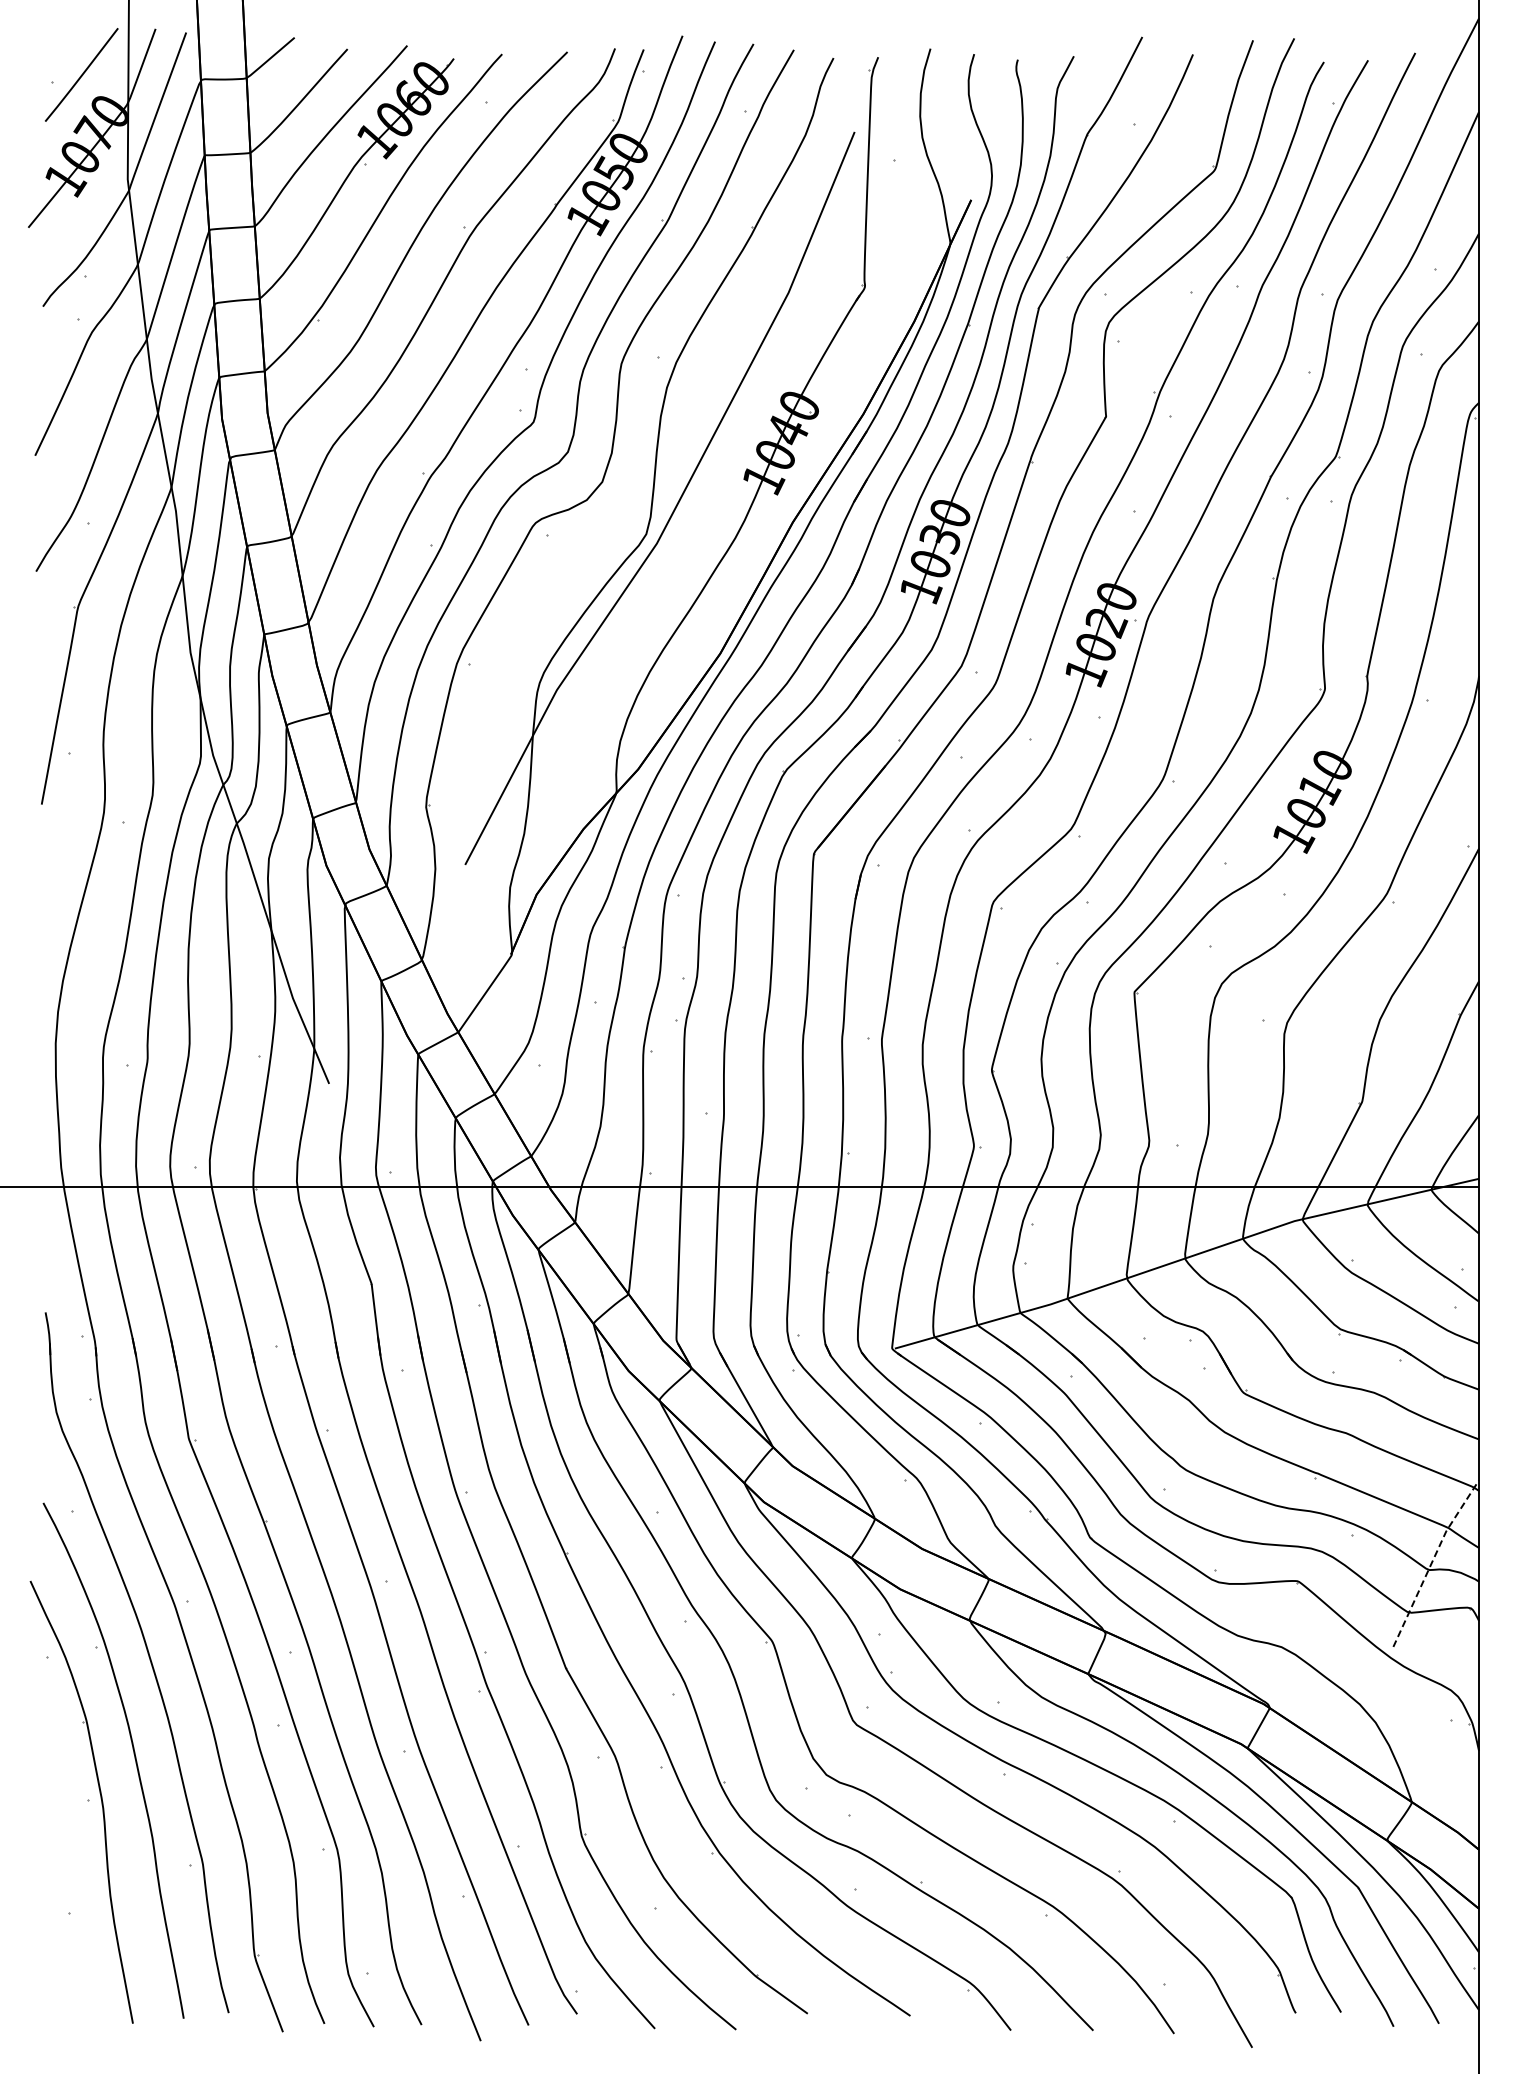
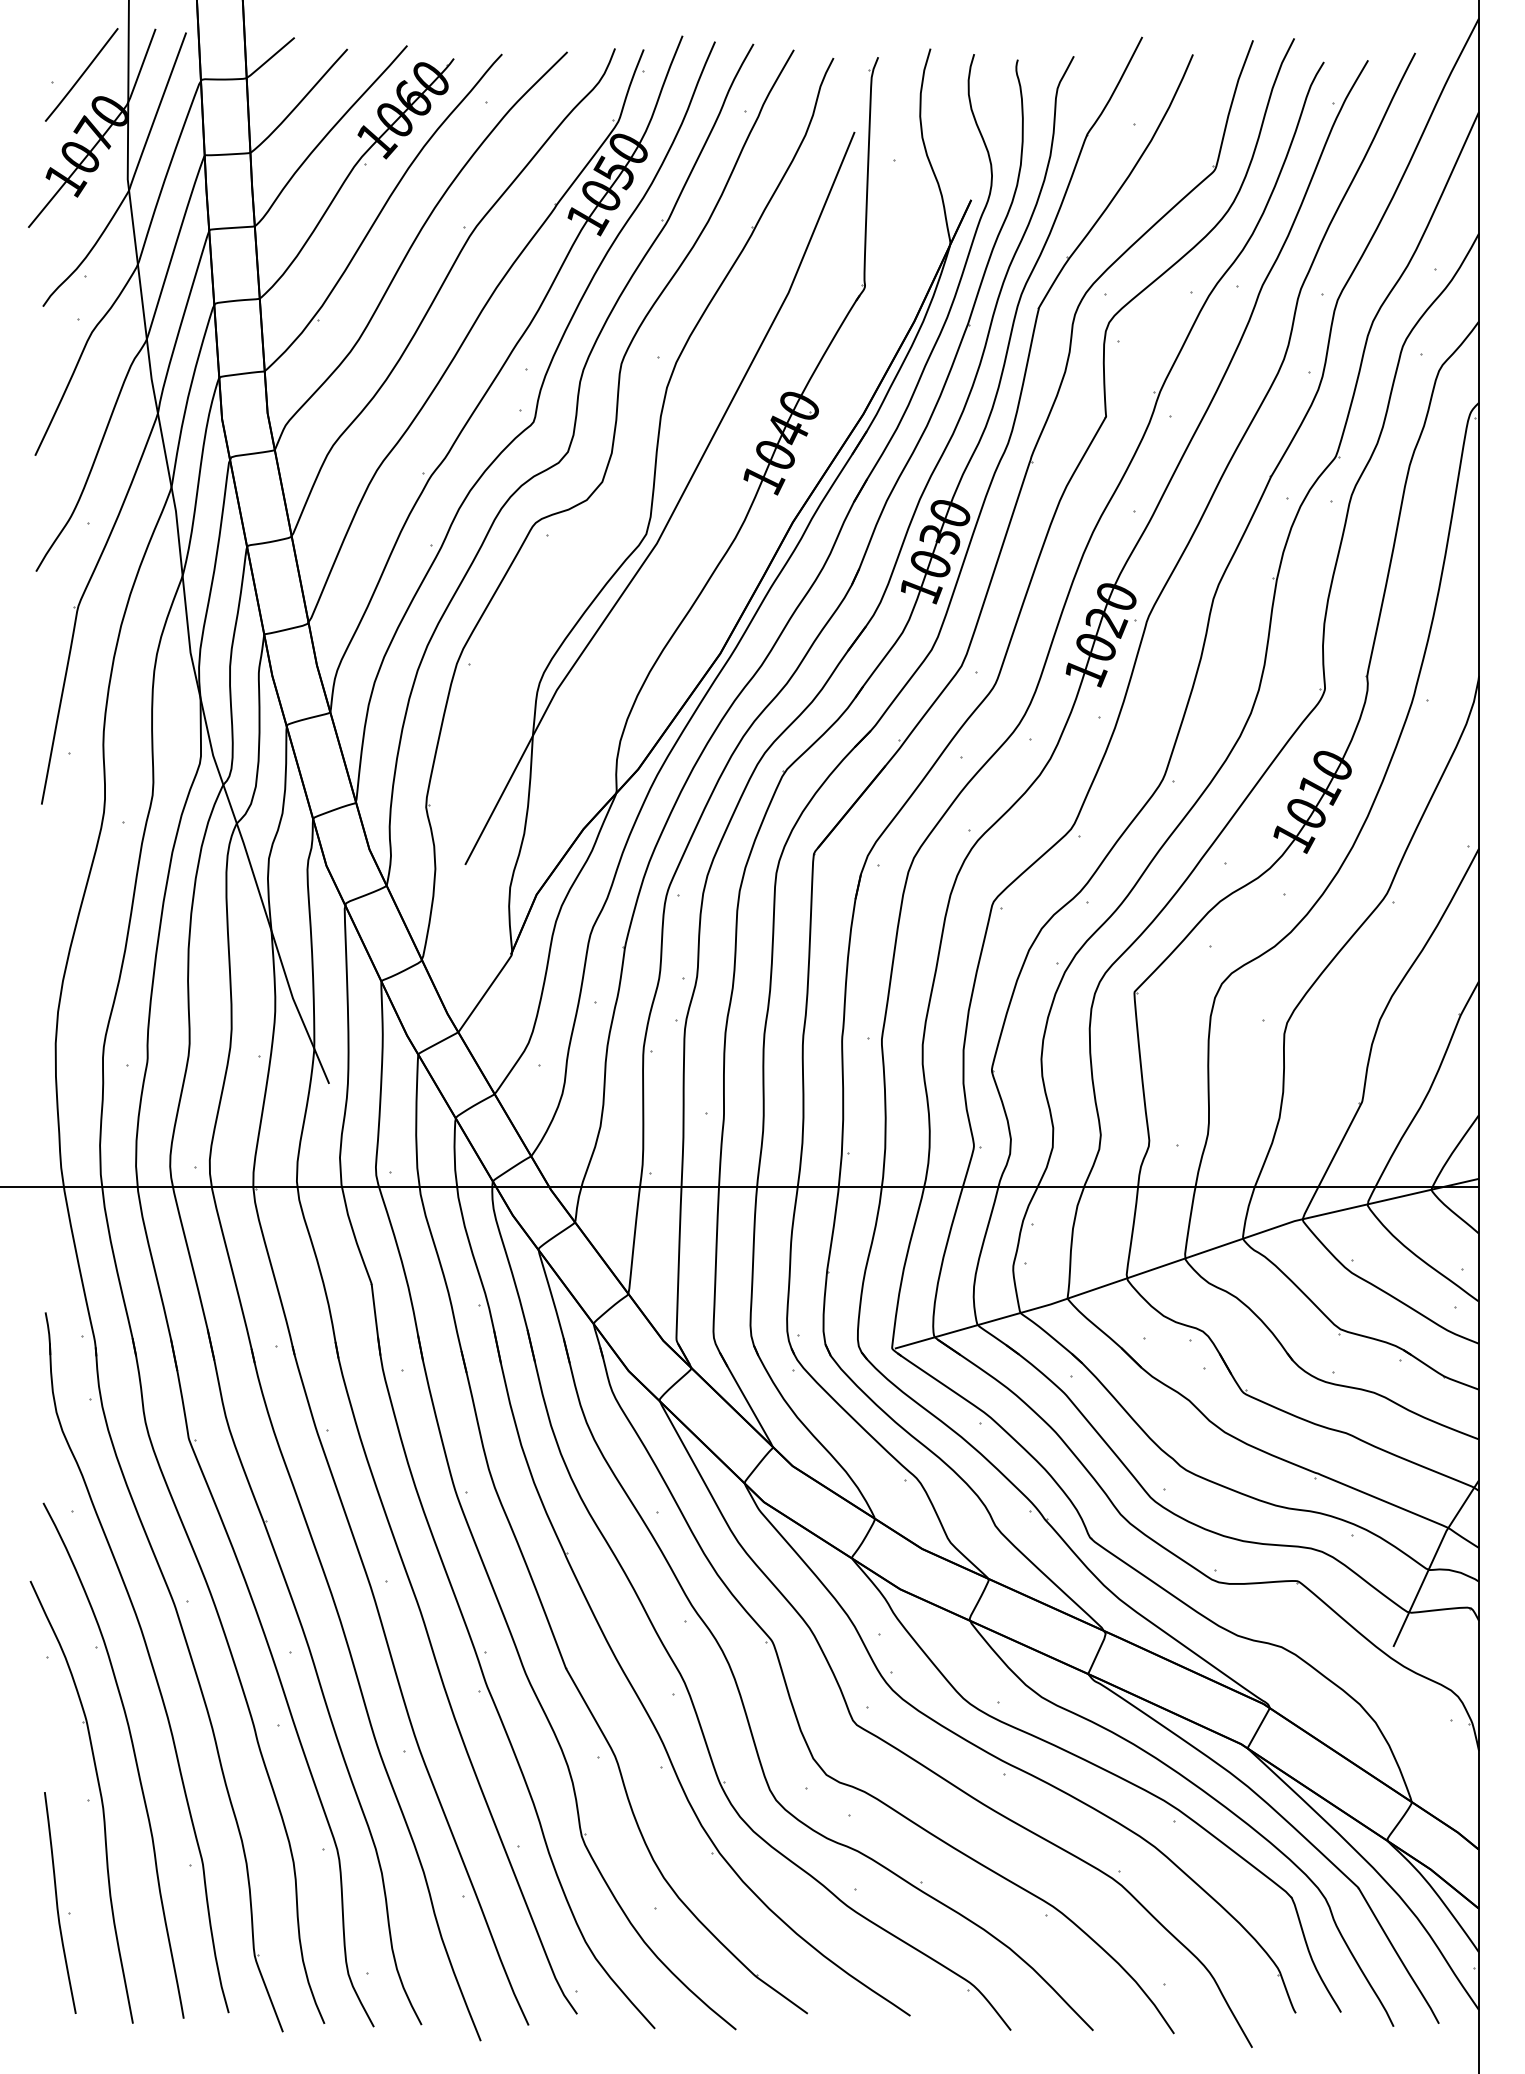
line: dashed -> solid (1432, 1560)
curve: none -> present (57, 1902)
